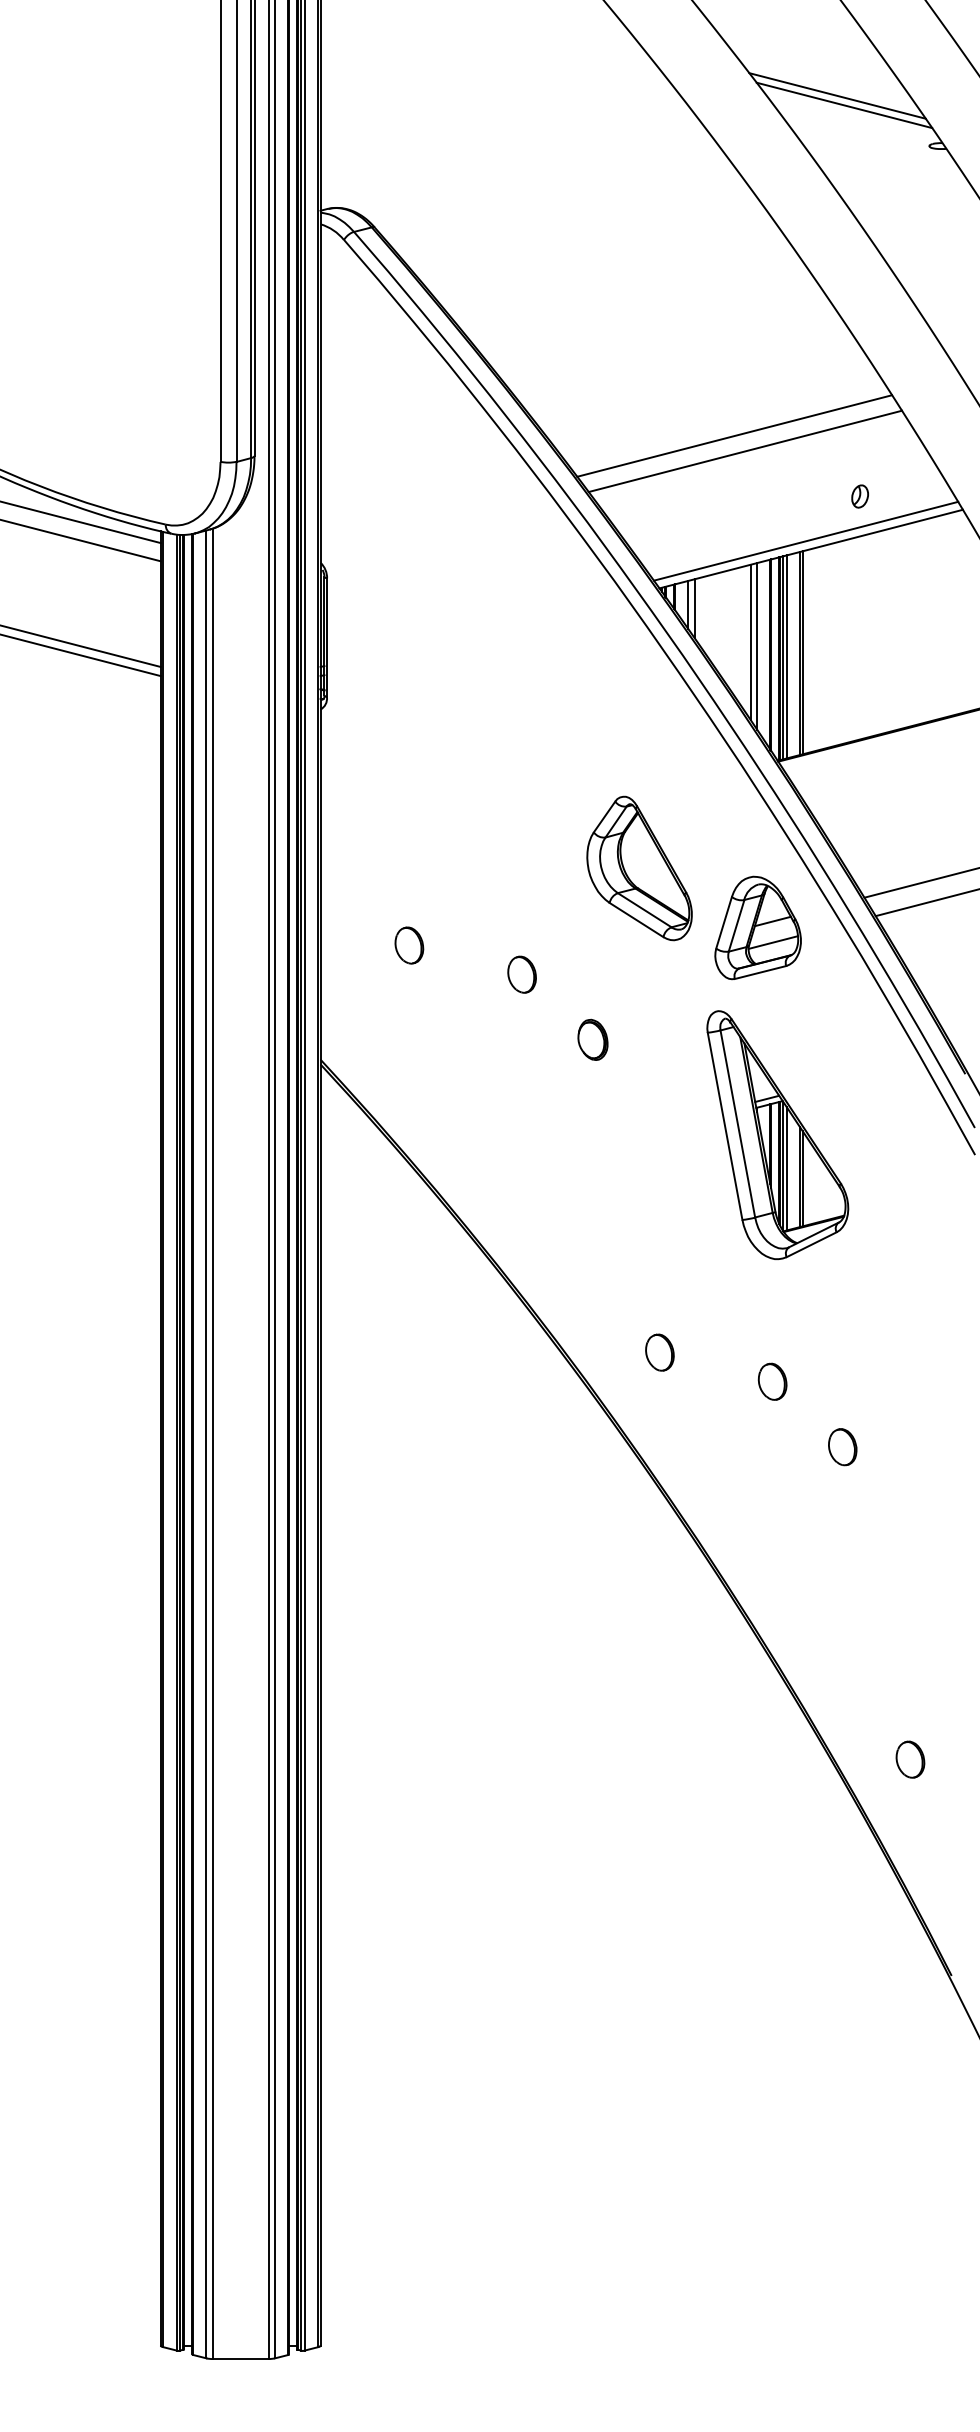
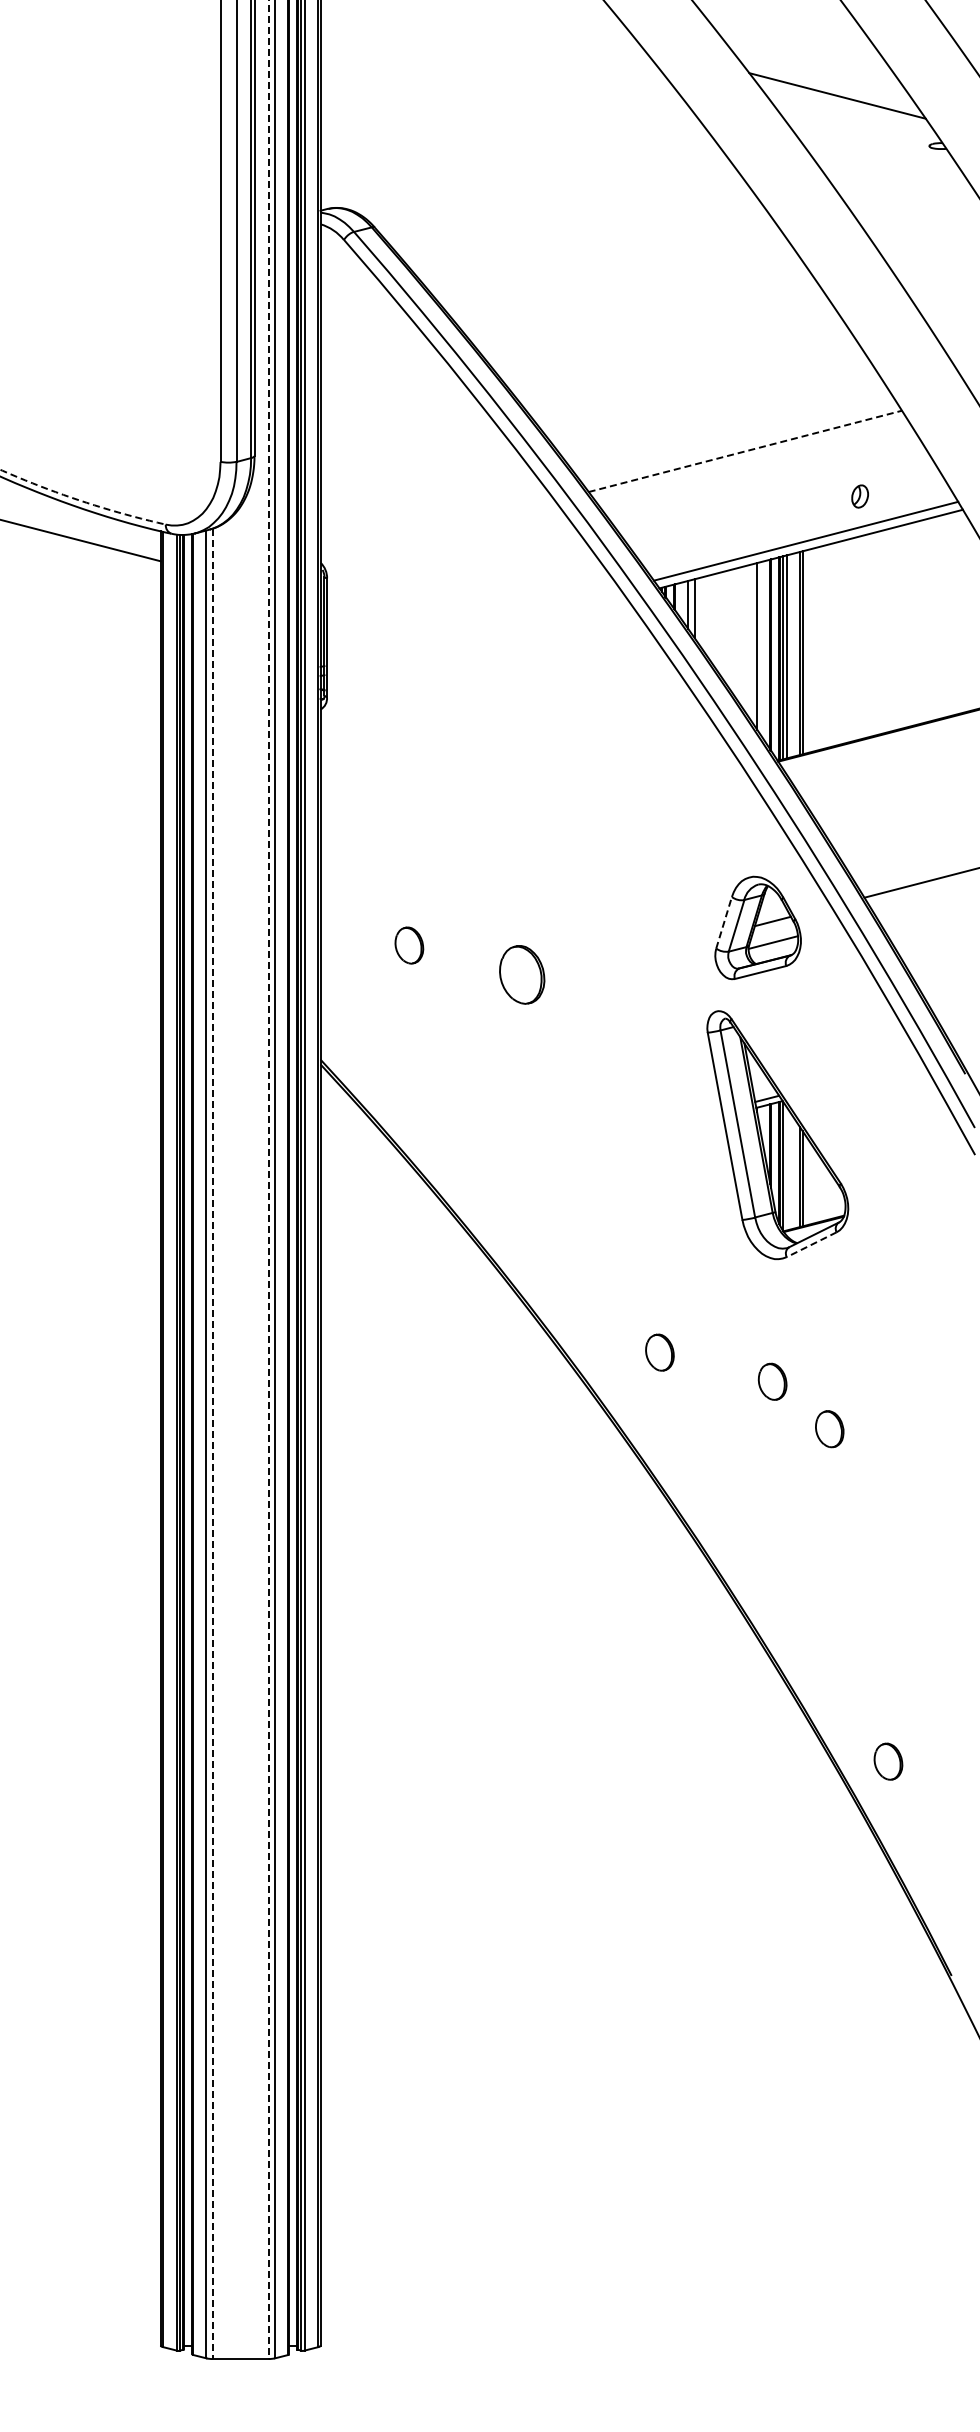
line: present -> none (844, 105)
line: present -> none (734, 435)
line: solid -> dashed (745, 451)
arc: solid -> dashed (81, 500)
line: present -> none (81, 522)
line: present -> none (750, 641)
line: present -> none (81, 646)
line: present -> none (81, 655)
part: present -> none (639, 868)
line: present -> none (925, 902)
line: solid -> dashed (724, 922)
part size: 30x39 px -> 47x60 px (522, 974)
part: present -> none (592, 1039)
line: present -> none (786, 1168)
line: solid -> dashed (268, 1180)
line: solid -> dashed (811, 1244)
line: solid -> dashed (212, 1444)
part position: (842, 1447) -> (829, 1429) (829, 1429)
part position: (910, 1759) -> (888, 1761) (888, 1761)
